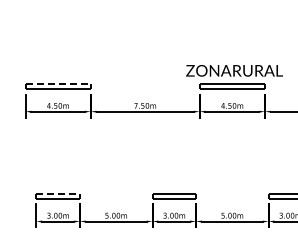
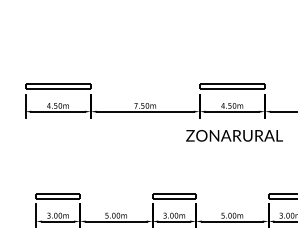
text position: (234, 70) -> (234, 135) (234, 135)
line: dashed -> solid (58, 83)
line: dashed -> solid (58, 193)
